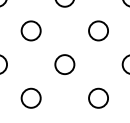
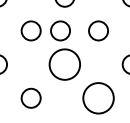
circle: none -> present (60, 30)
circle diameter: 19 px -> 30 px (64, 64)
circle diameter: 19 px -> 30 px (98, 98)
